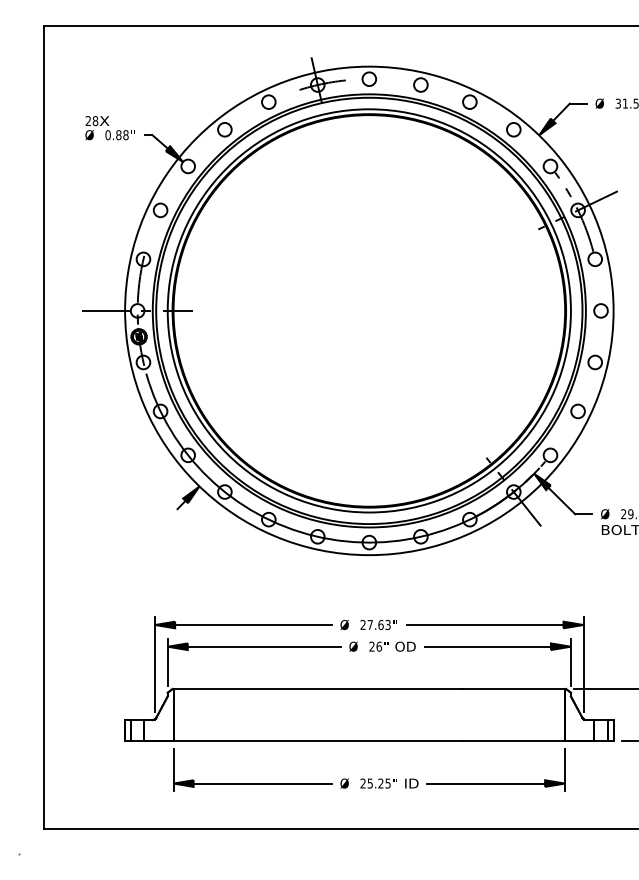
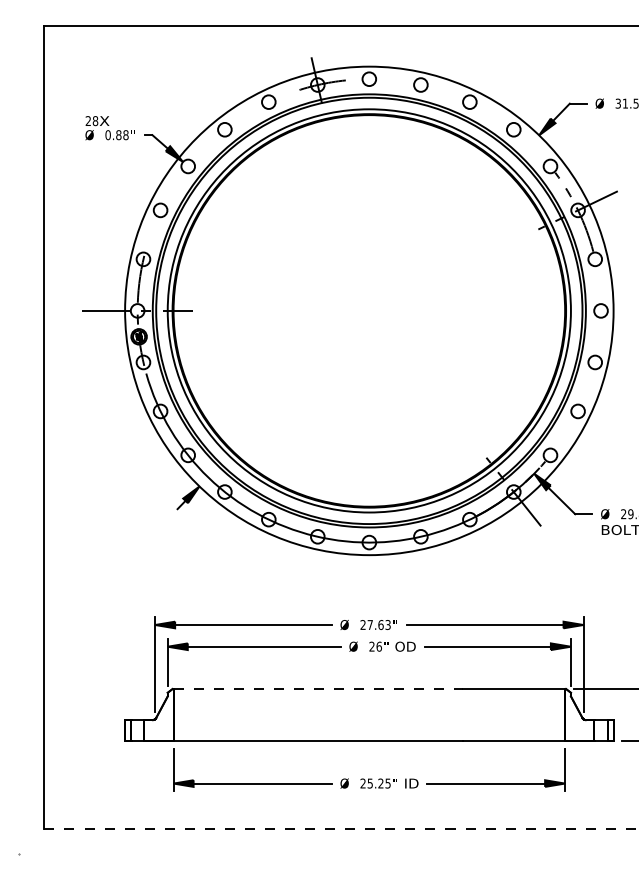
line: solid -> dashed (318, 689)
line: solid -> dashed (341, 828)
